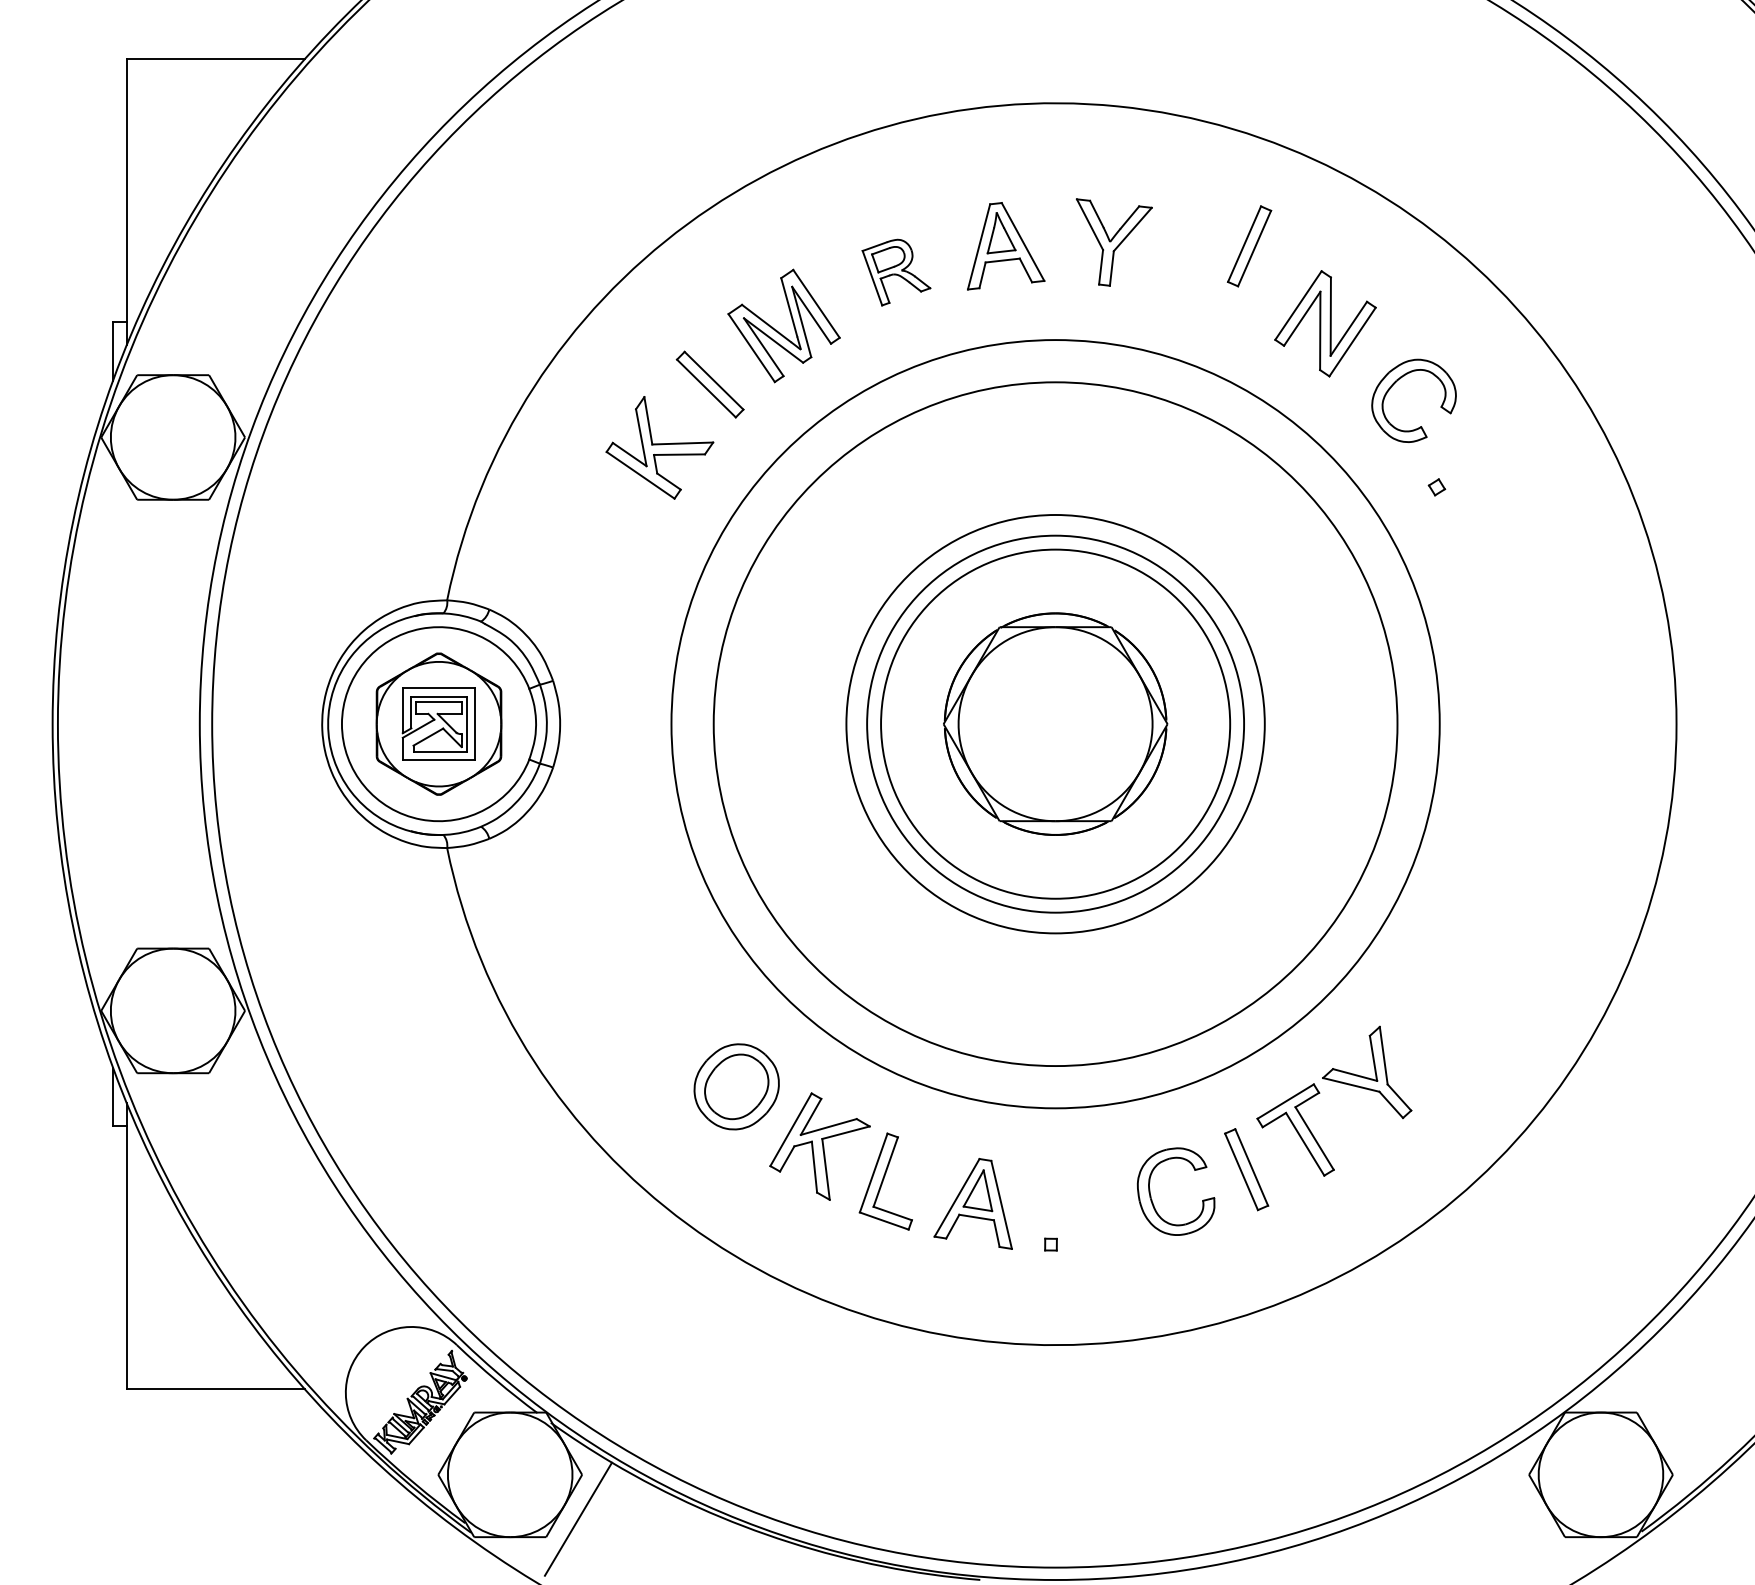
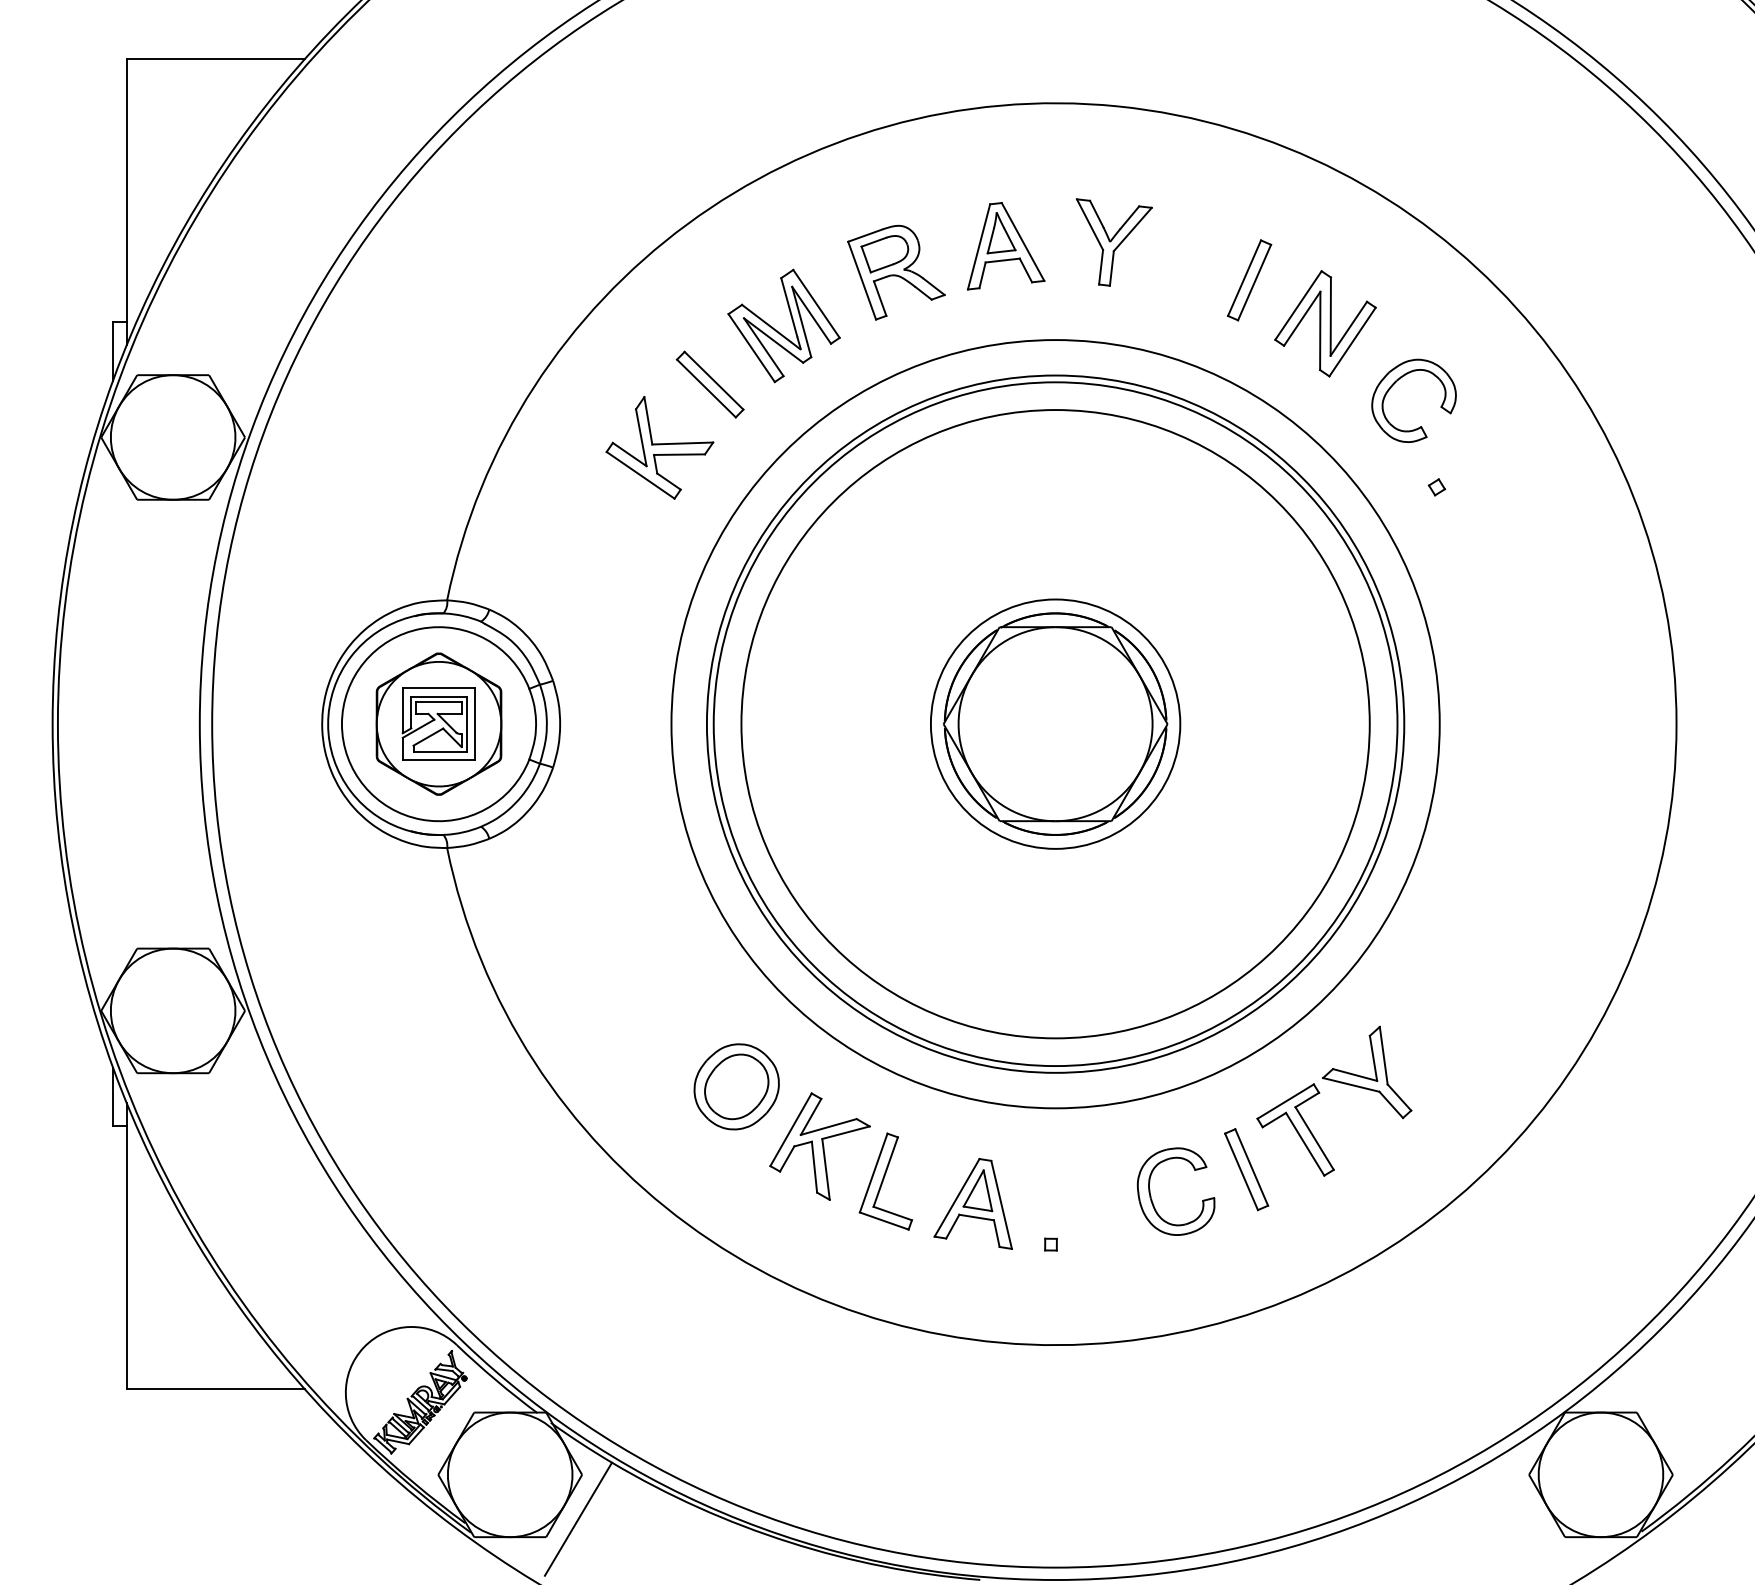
part position: (1249, 246) -> (1249, 280) (1249, 280)
part size: 71x69 px -> 99x97 px (896, 272)
circle diameter: 349 px -> 249 px (1055, 723)
circle diameter: 377 px -> 628 px (1055, 724)
circle diameter: 418 px -> 697 px (1055, 723)
